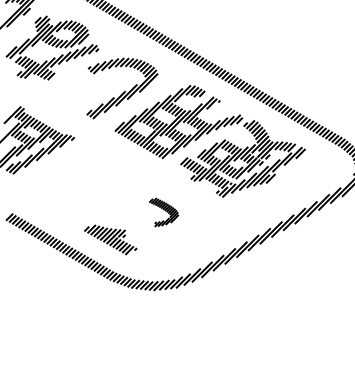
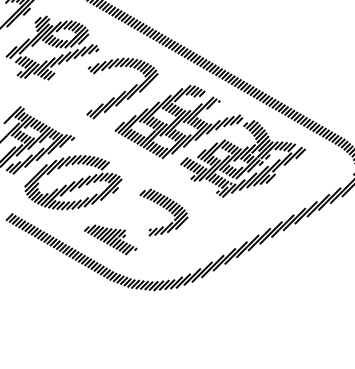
part: none -> present (73, 182)
part size: 31x31 px -> 50x49 px (163, 212)
